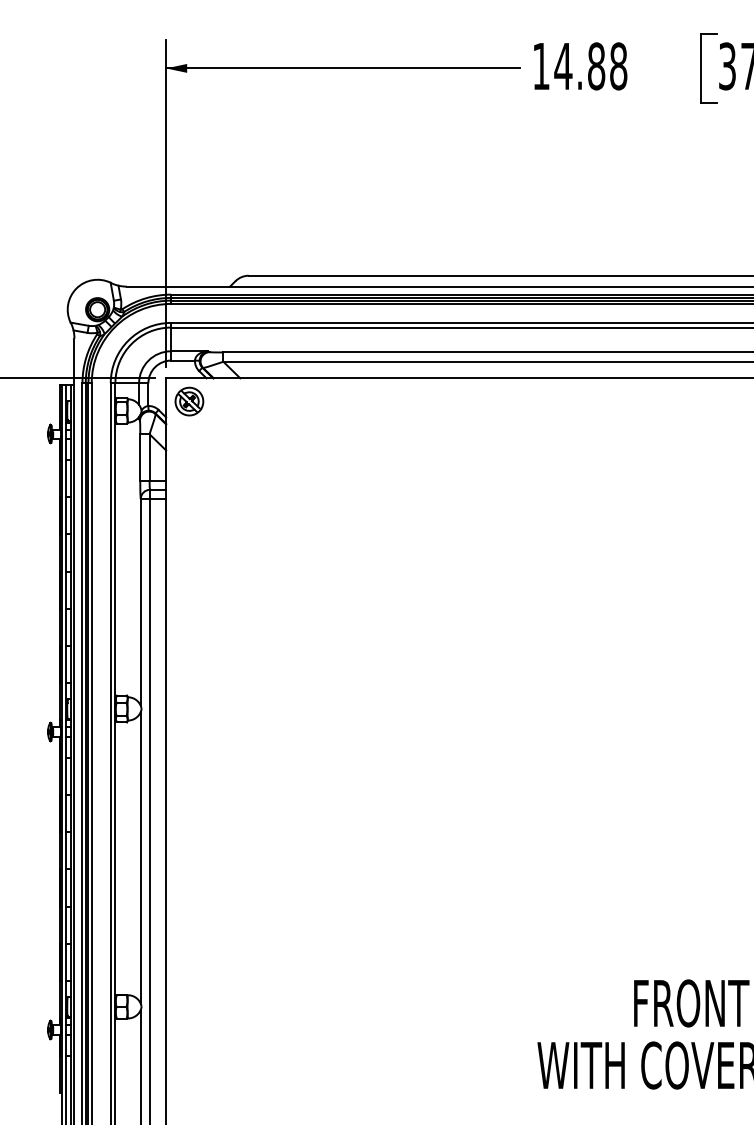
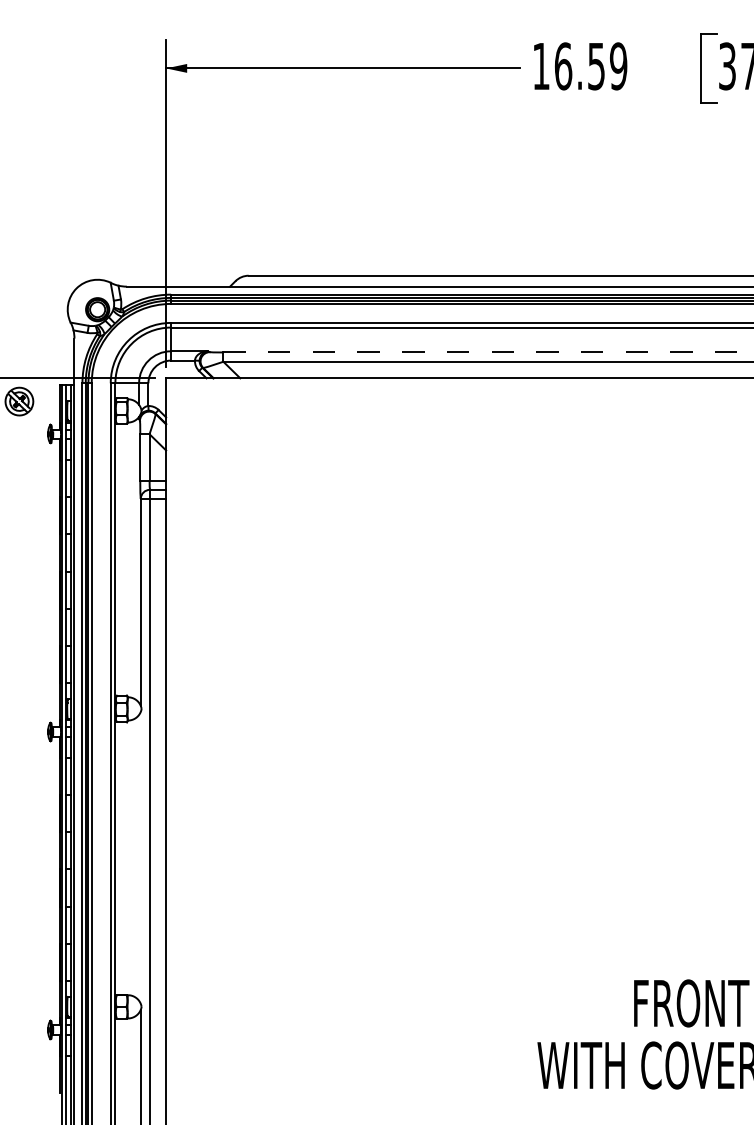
text: 14.88 -> 16.59 (590, 66)
line: solid -> dashed (488, 352)
part position: (189, 401) -> (19, 401) (19, 401)
line: present -> none (140, 857)
